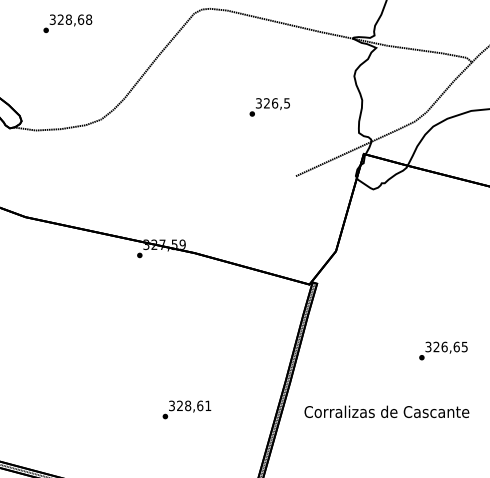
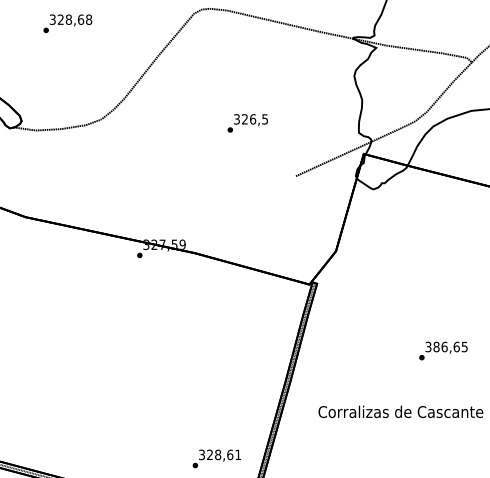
text position: (269, 107) -> (247, 123) (247, 123)
text: 326,65 -> 386,65 (436, 346)
text position: (186, 409) -> (216, 458) (216, 458)
text position: (386, 411) -> (400, 411) (400, 411)
